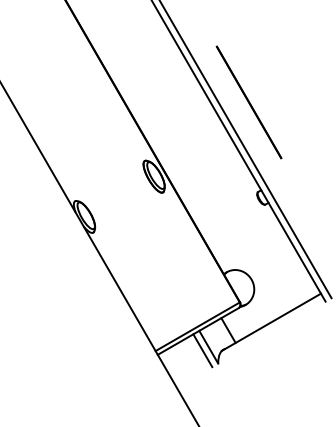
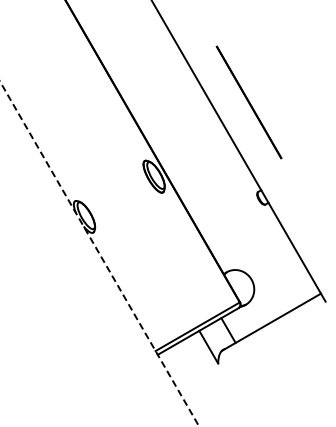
line: present -> none (246, 150)
line: solid -> dashed (99, 254)
line: present -> none (202, 350)
